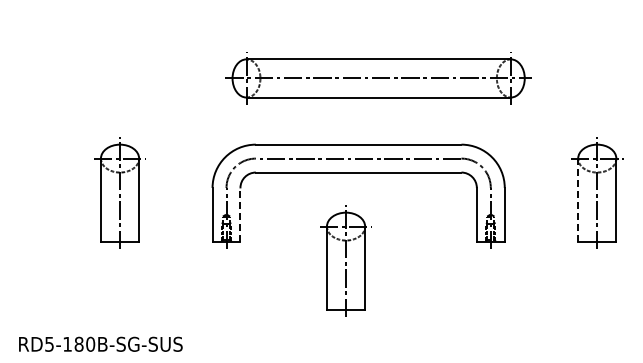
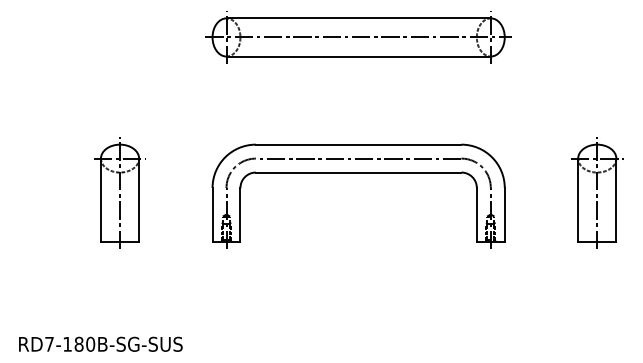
part position: (378, 78) -> (358, 37) (358, 37)
line: dashed -> solid (578, 199)
line: dashed -> solid (240, 214)
part: present -> none (345, 260)
text: RD5-180B-SG-SUS -> RD7-180B-SG-SUS (49, 344)
